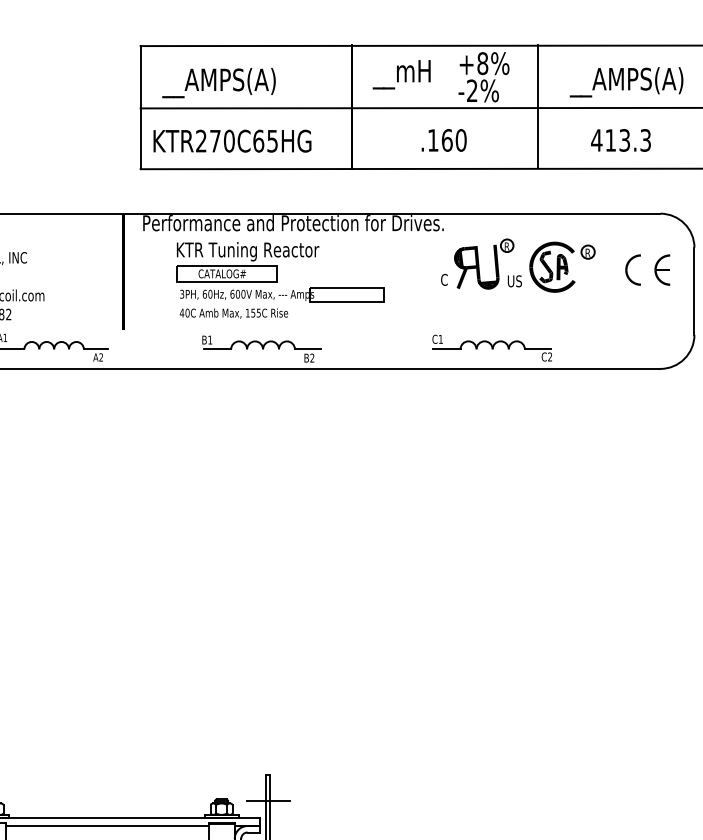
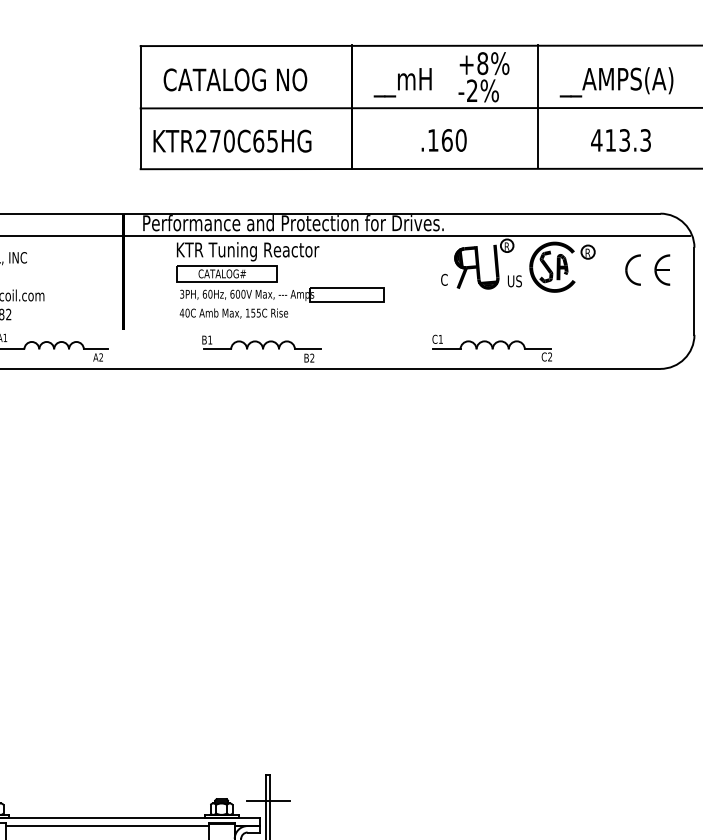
text position: (401, 74) -> (402, 82) (402, 82)
text: __AMPS(A) -> CATALOG NO (234, 82)
text position: (626, 82) -> (616, 82) (616, 82)
line: none -> present (346, 236)
